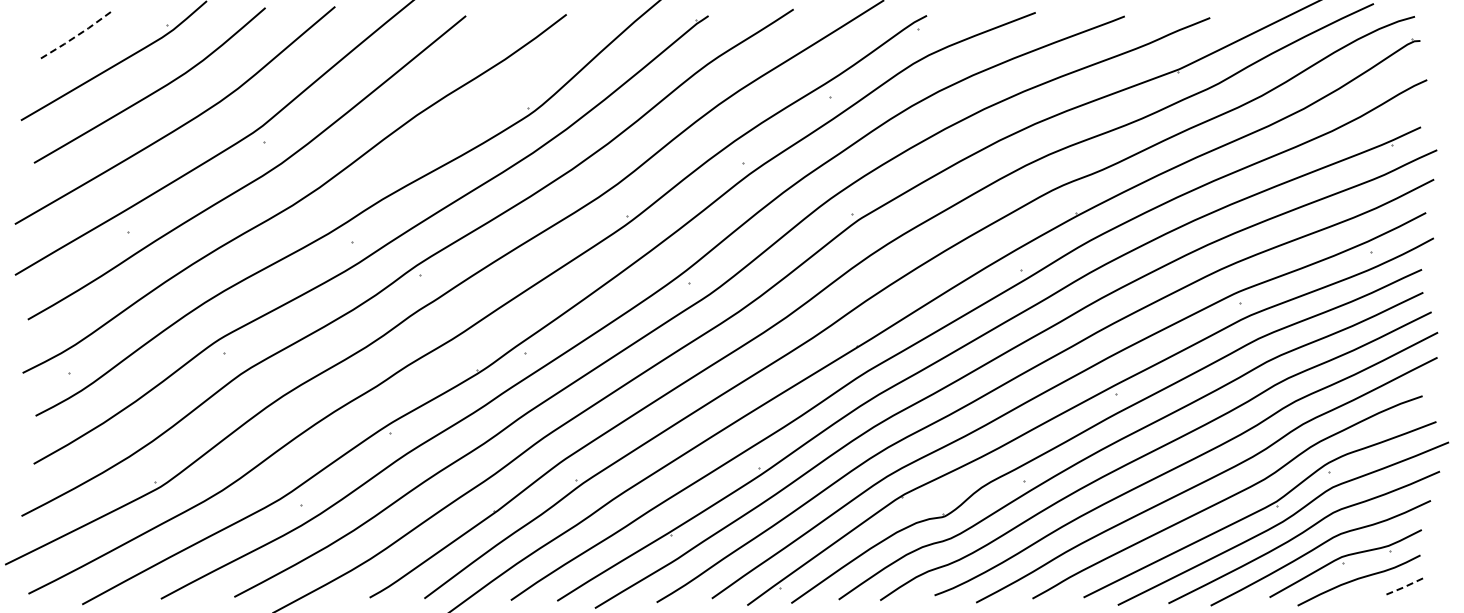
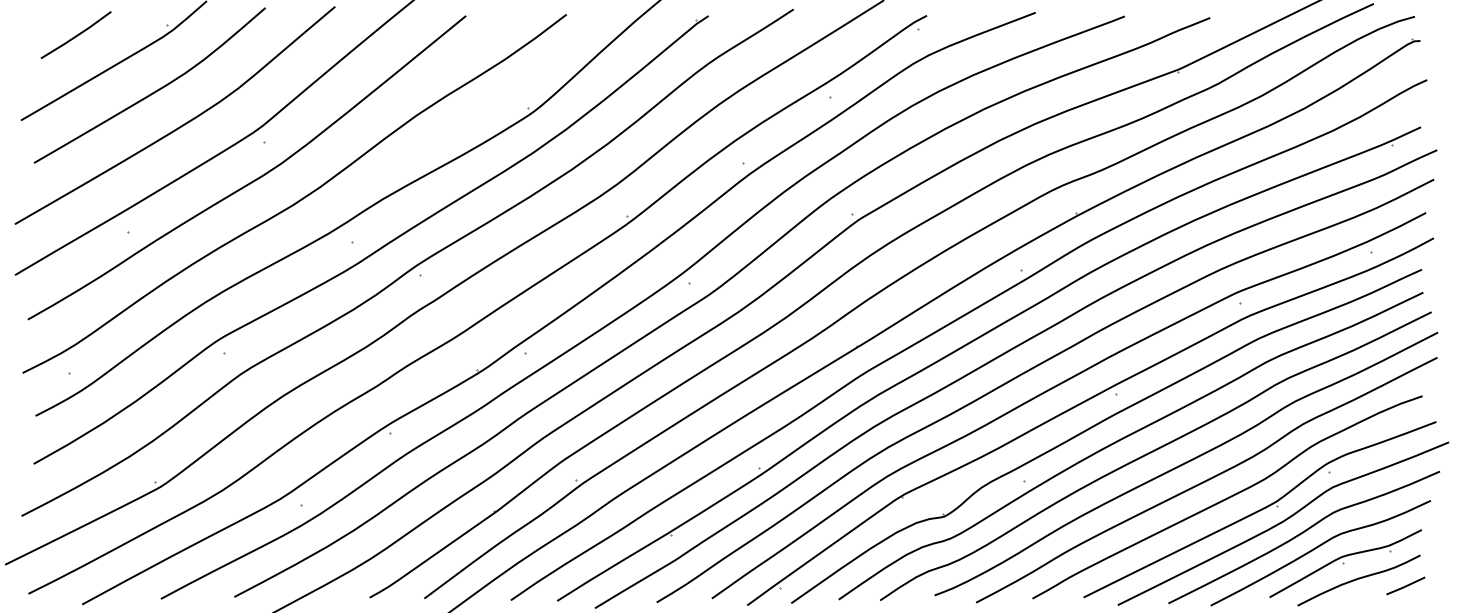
line: dashed -> solid (77, 35)
line: dashed -> solid (1405, 586)
